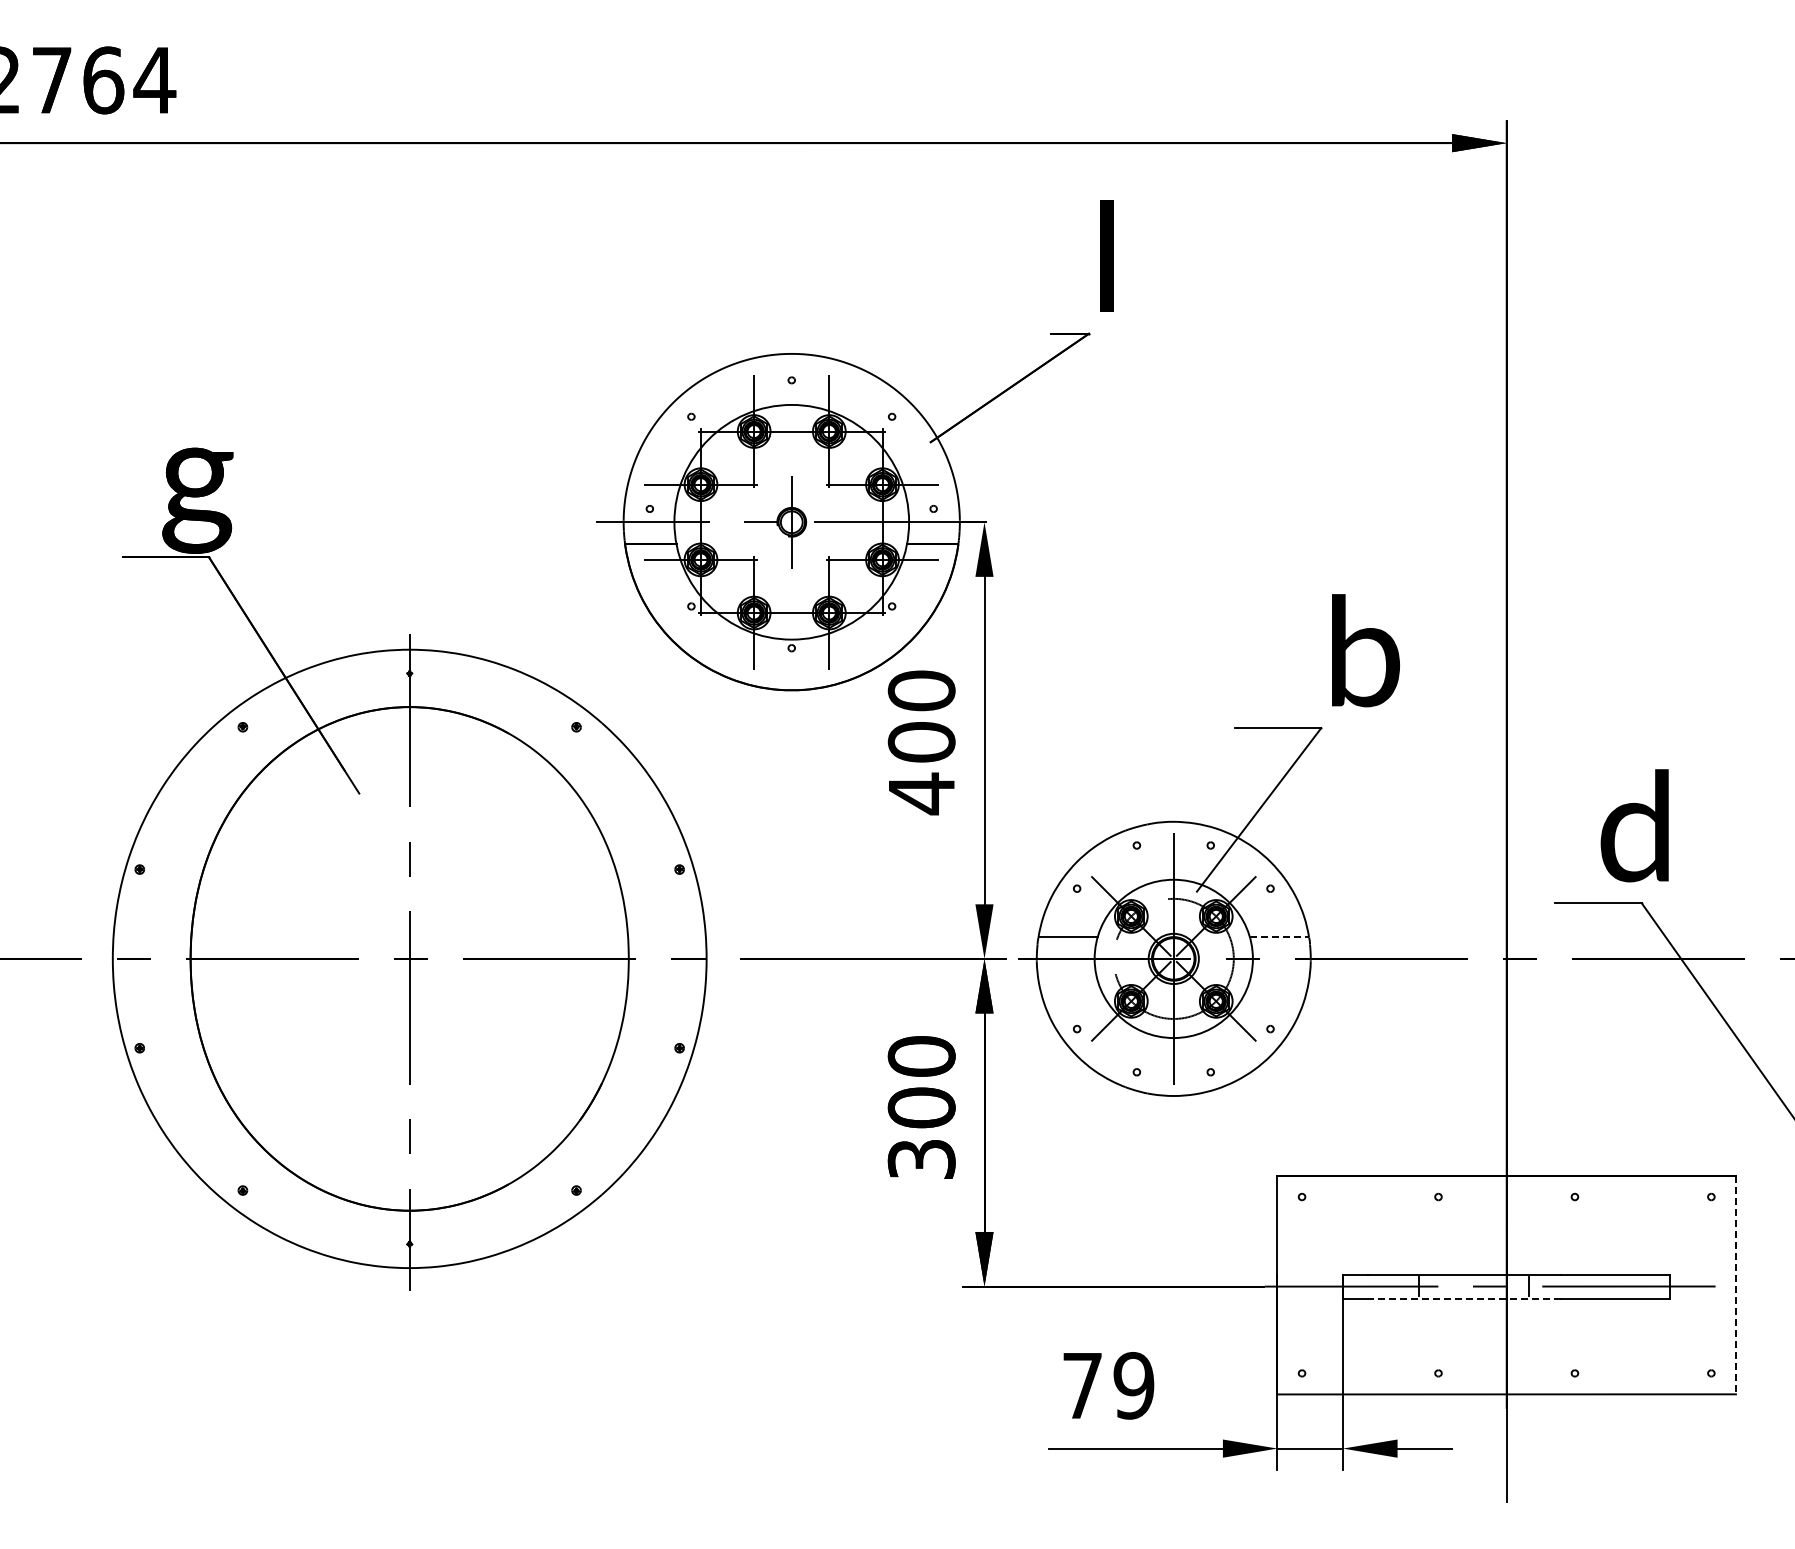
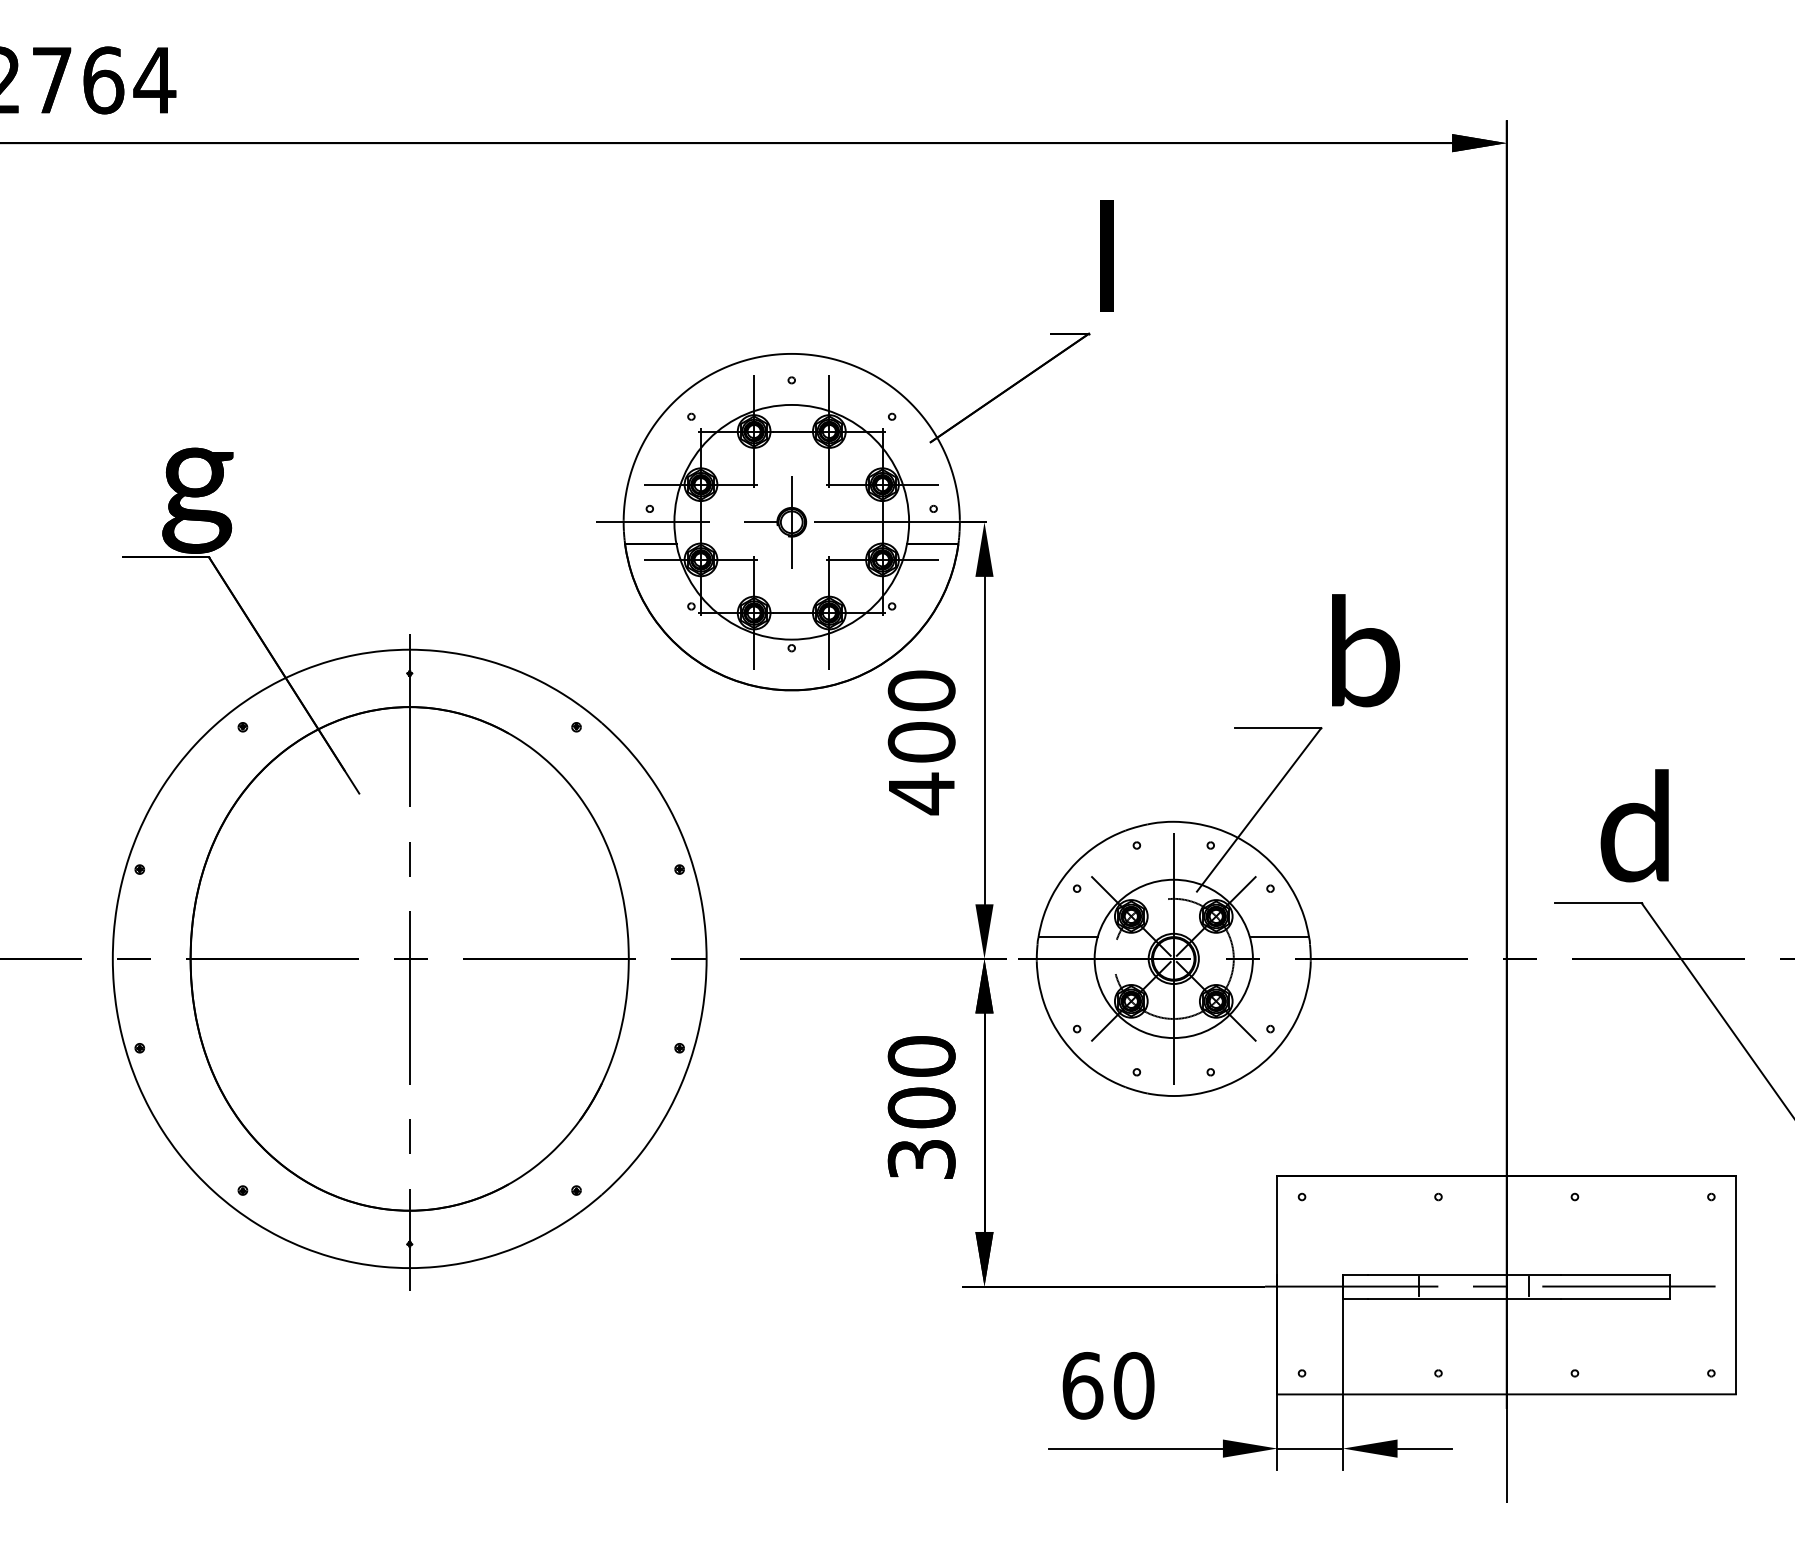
line: dashed -> solid (1279, 937)
line: dashed -> solid (1735, 1285)
line: dashed -> solid (1463, 1298)
text: 79 -> 60 (1108, 1385)
